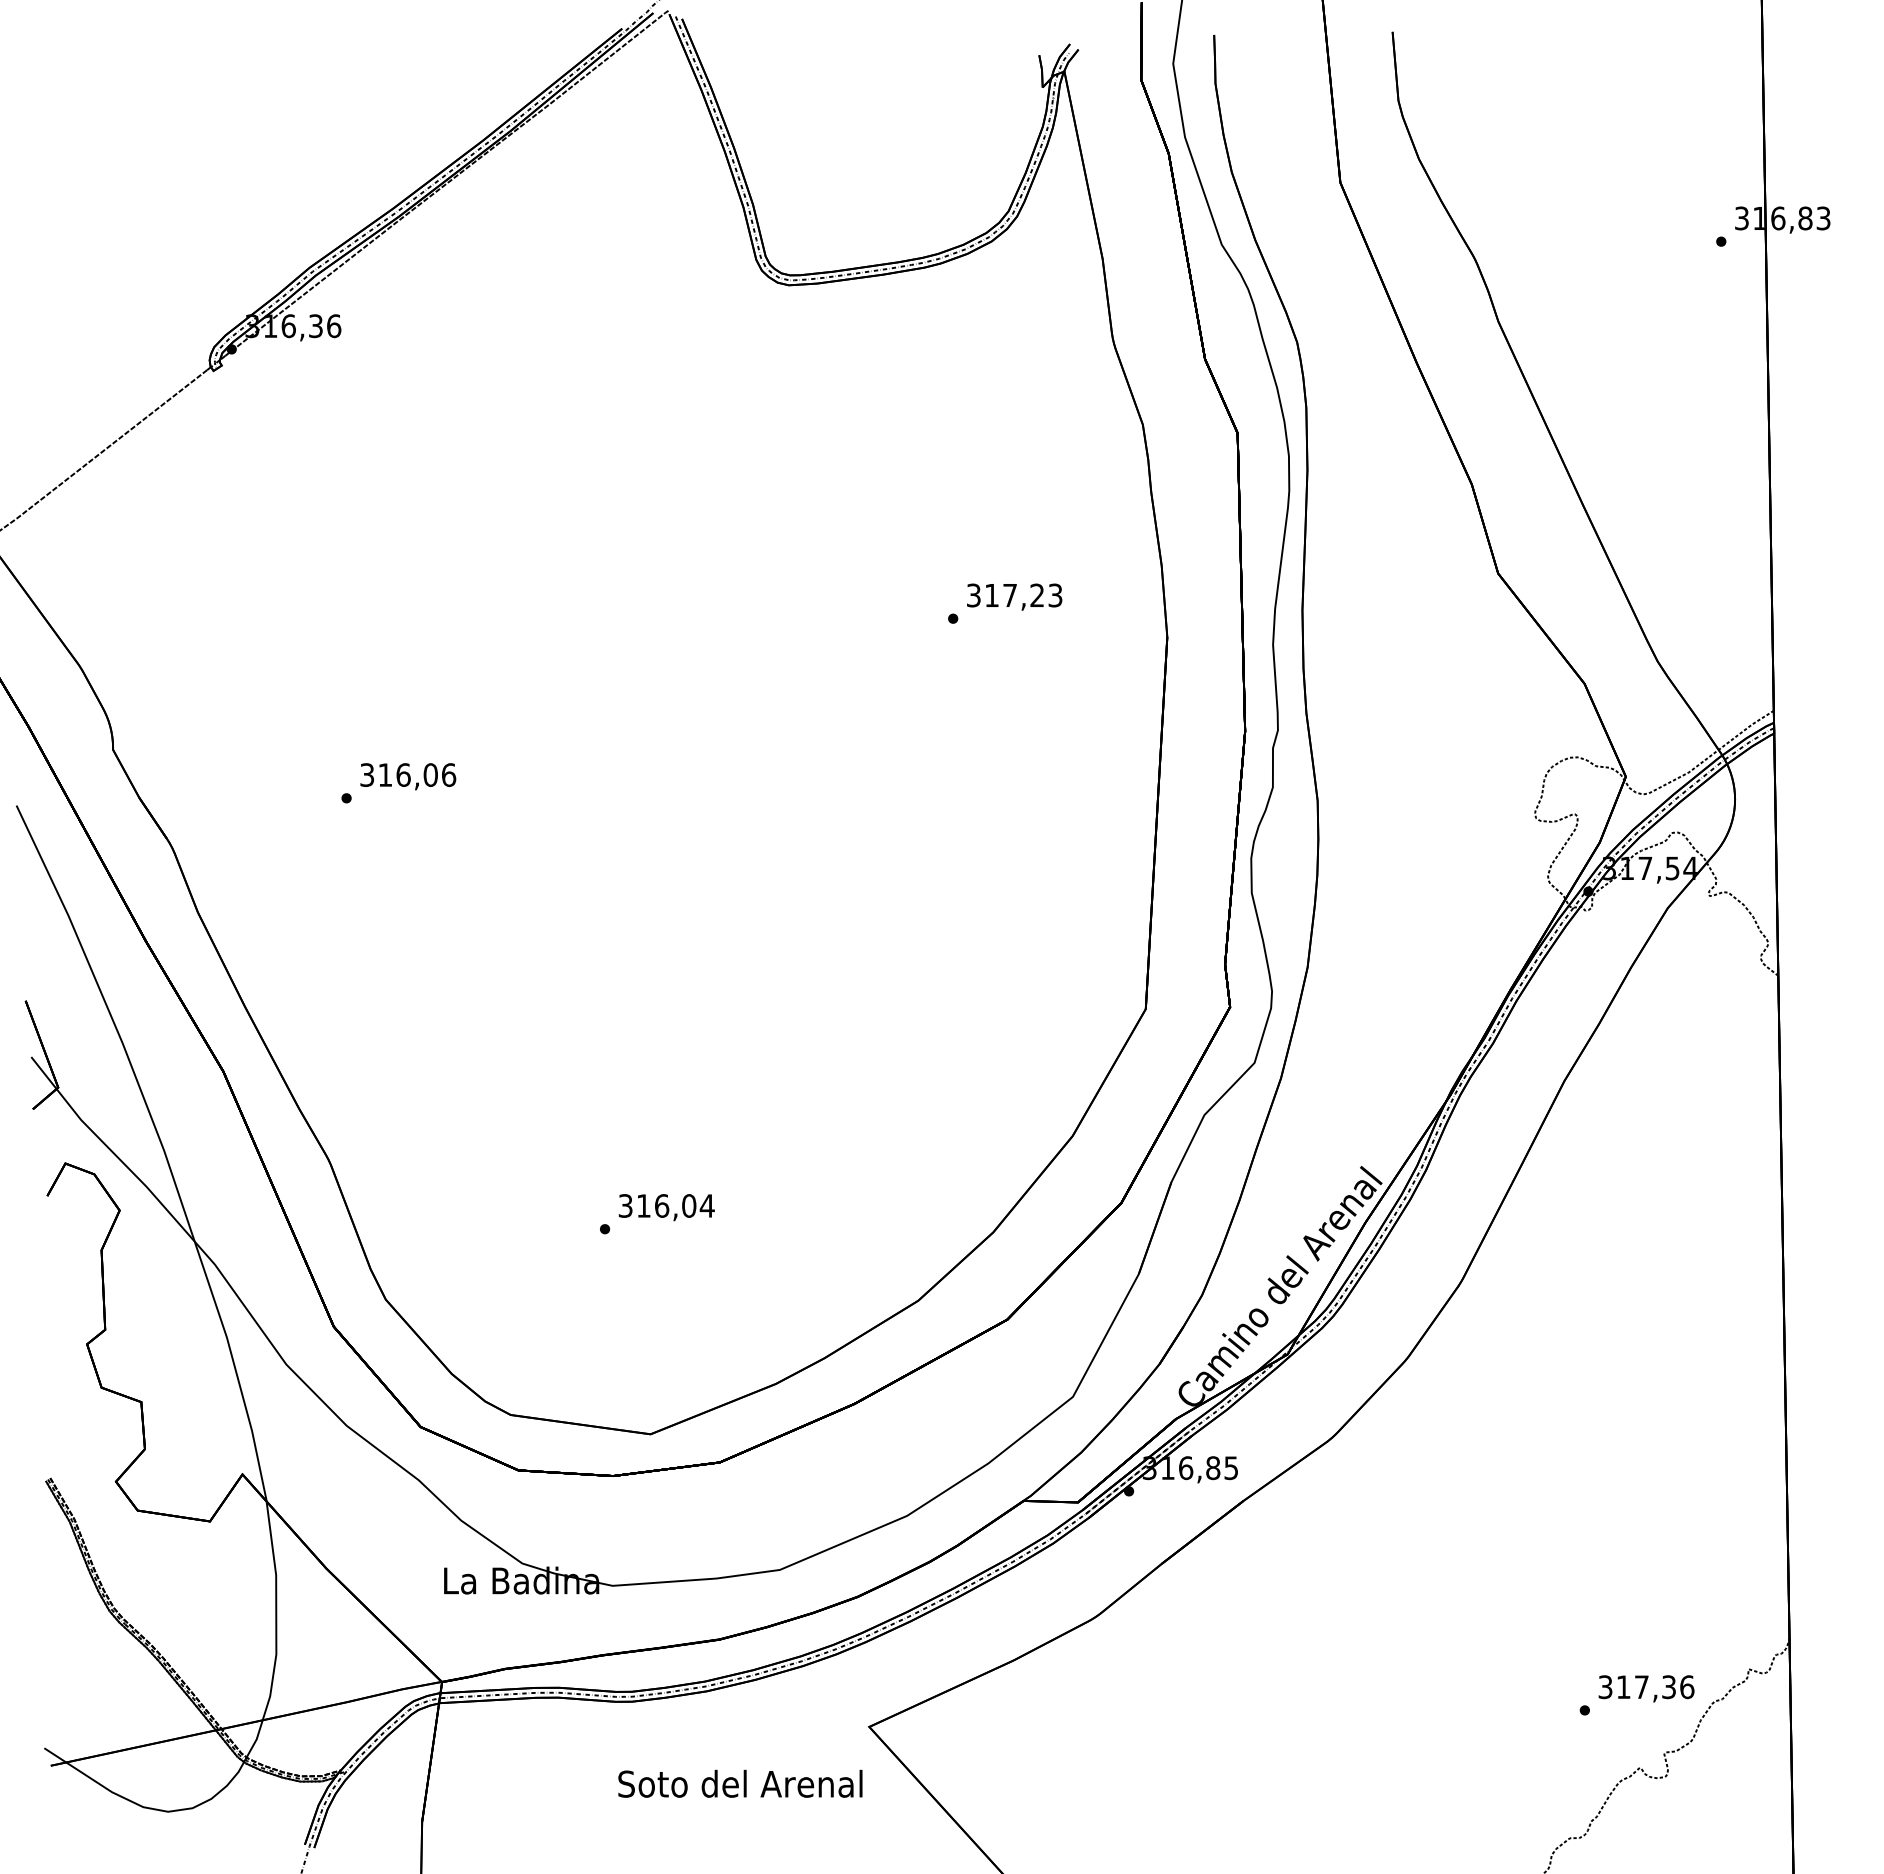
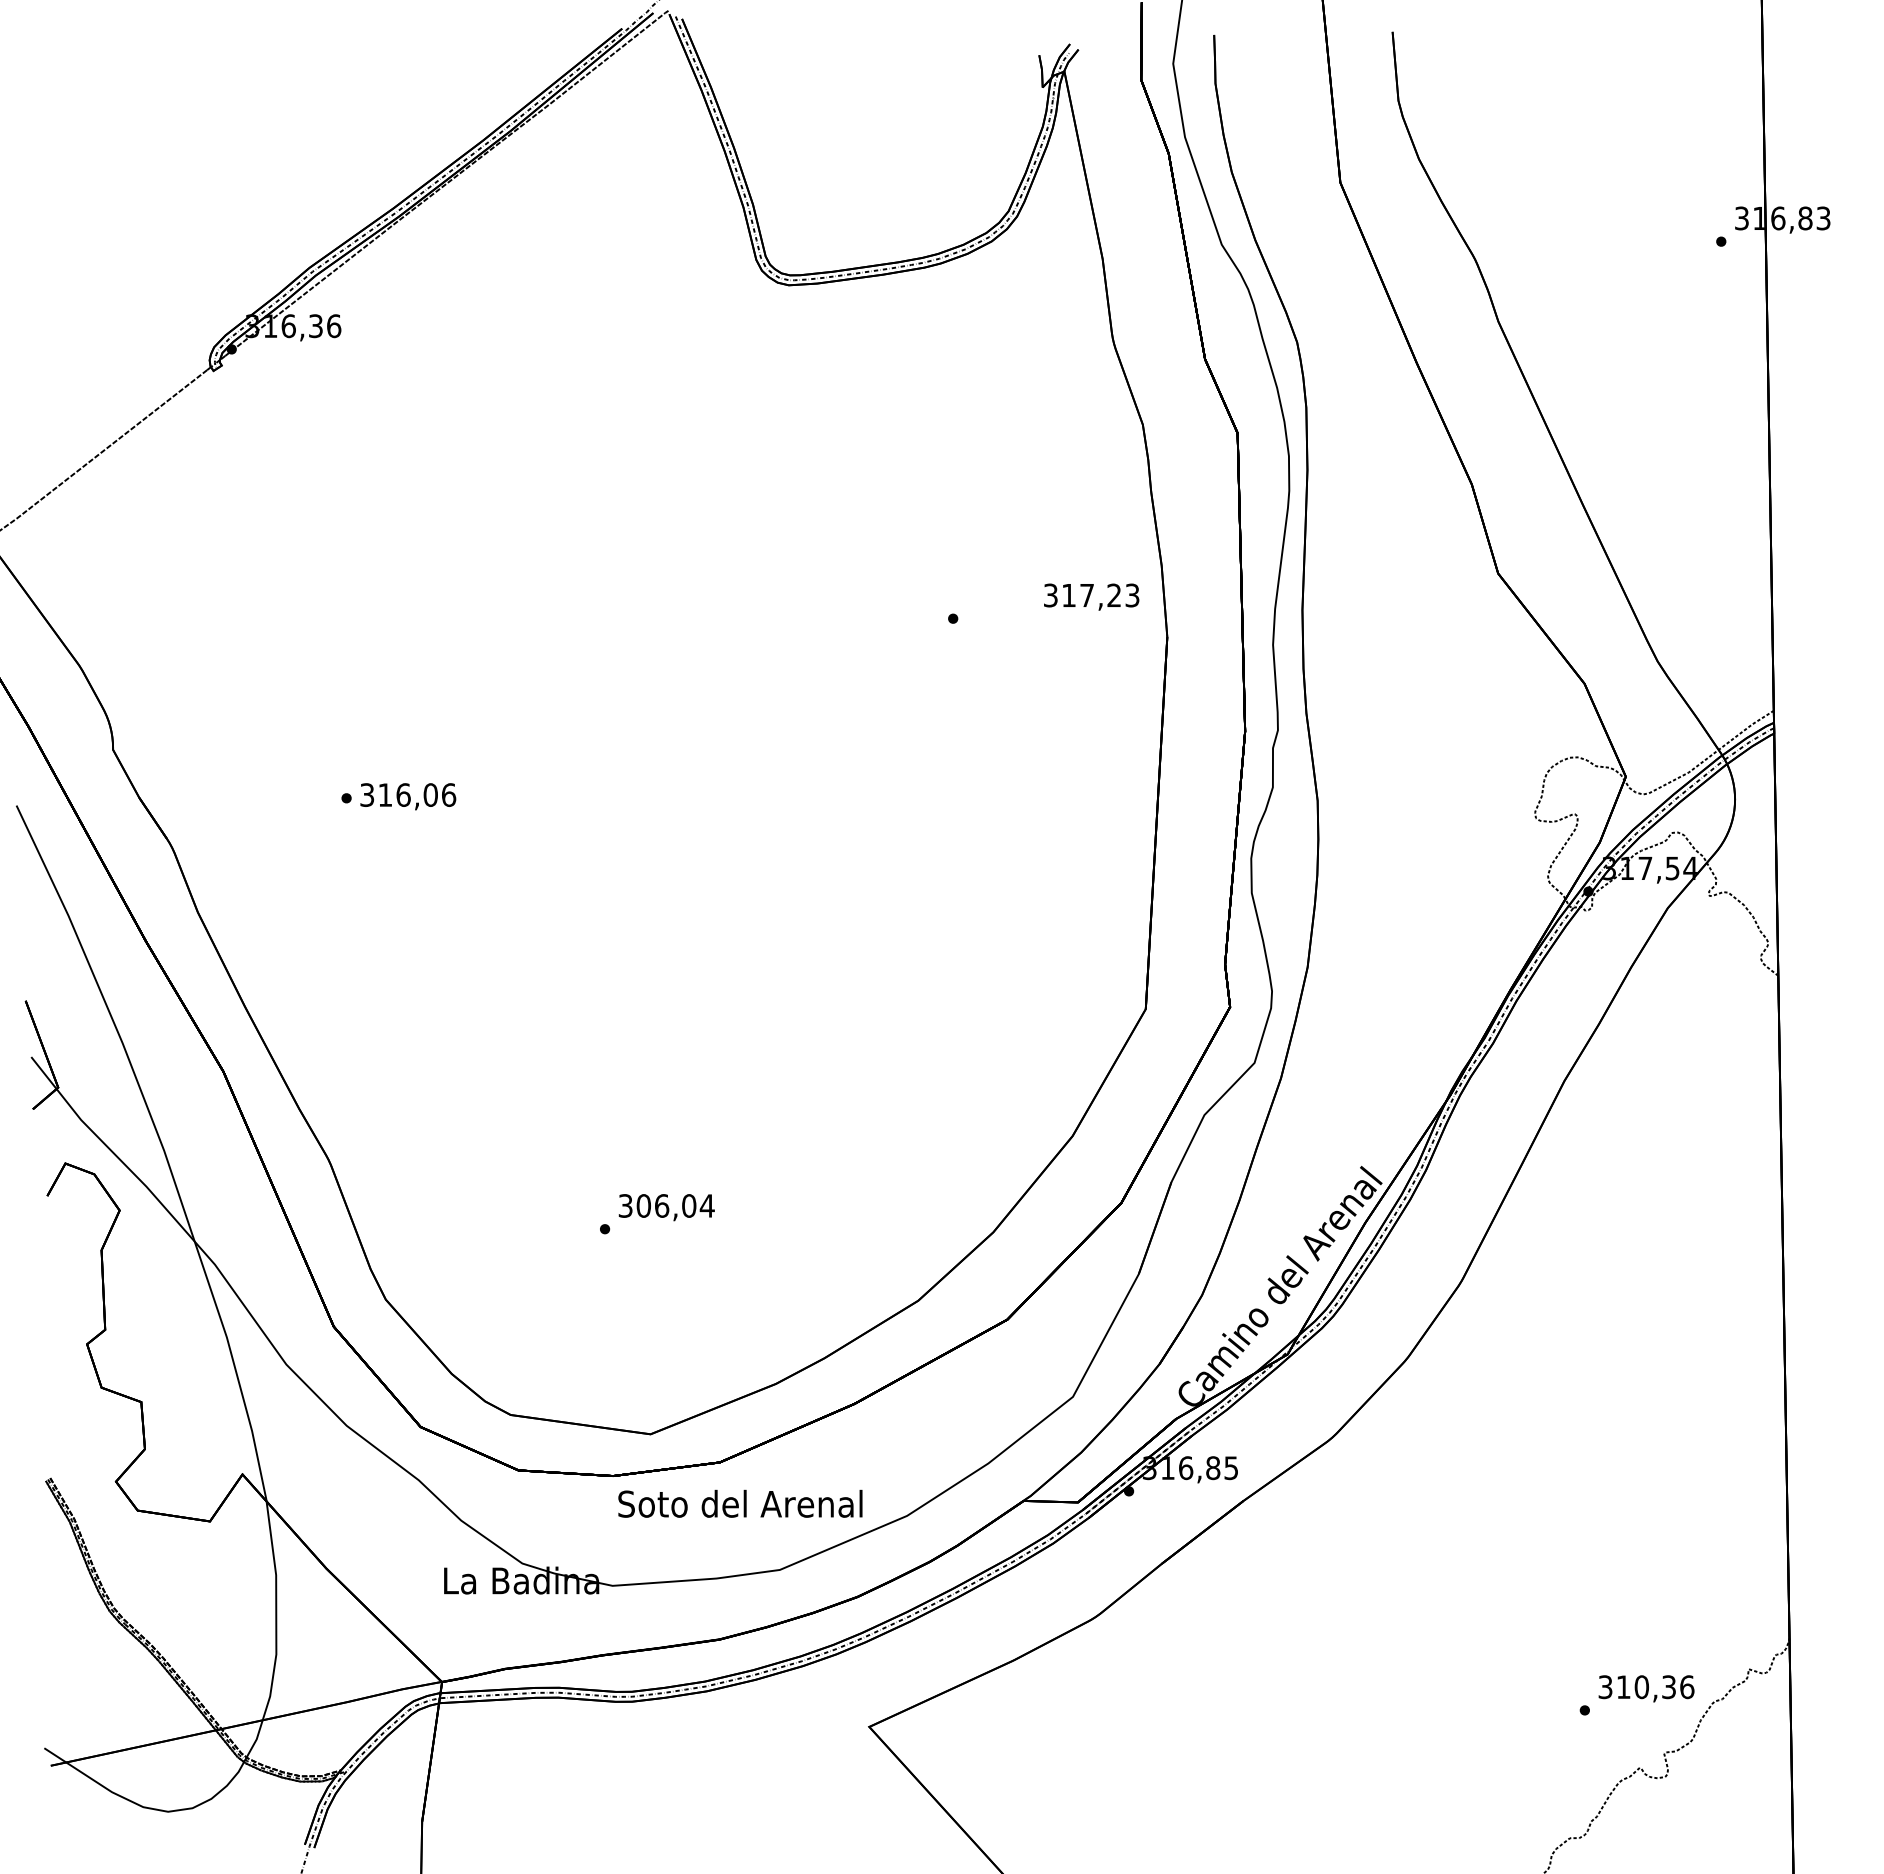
text position: (1014, 596) -> (1091, 596) (1091, 596)
text position: (408, 776) -> (408, 796) (408, 796)
text: 316,04 -> 306,04 (643, 1205)
text: 317,36 -> 310,36 (1641, 1687)
text position: (740, 1783) -> (740, 1503) (740, 1503)
